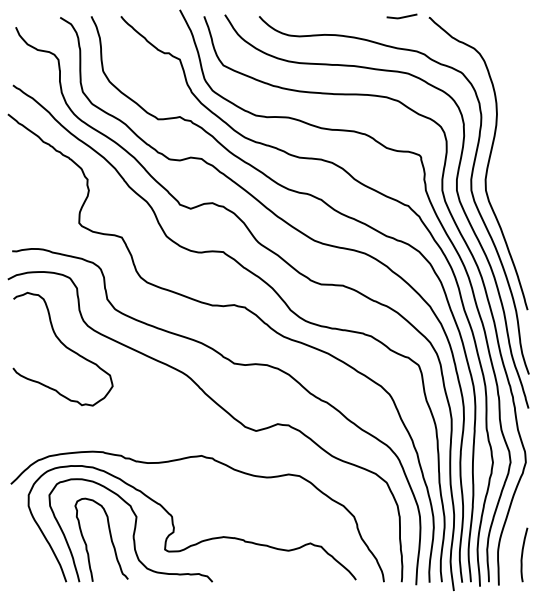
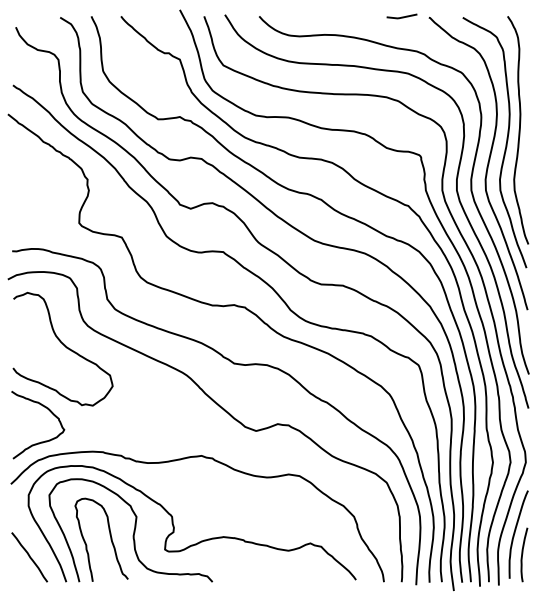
part: none -> present (505, 143)
curve: none -> present (50, 412)
curve: none -> present (515, 533)
line: none -> present (29, 557)
